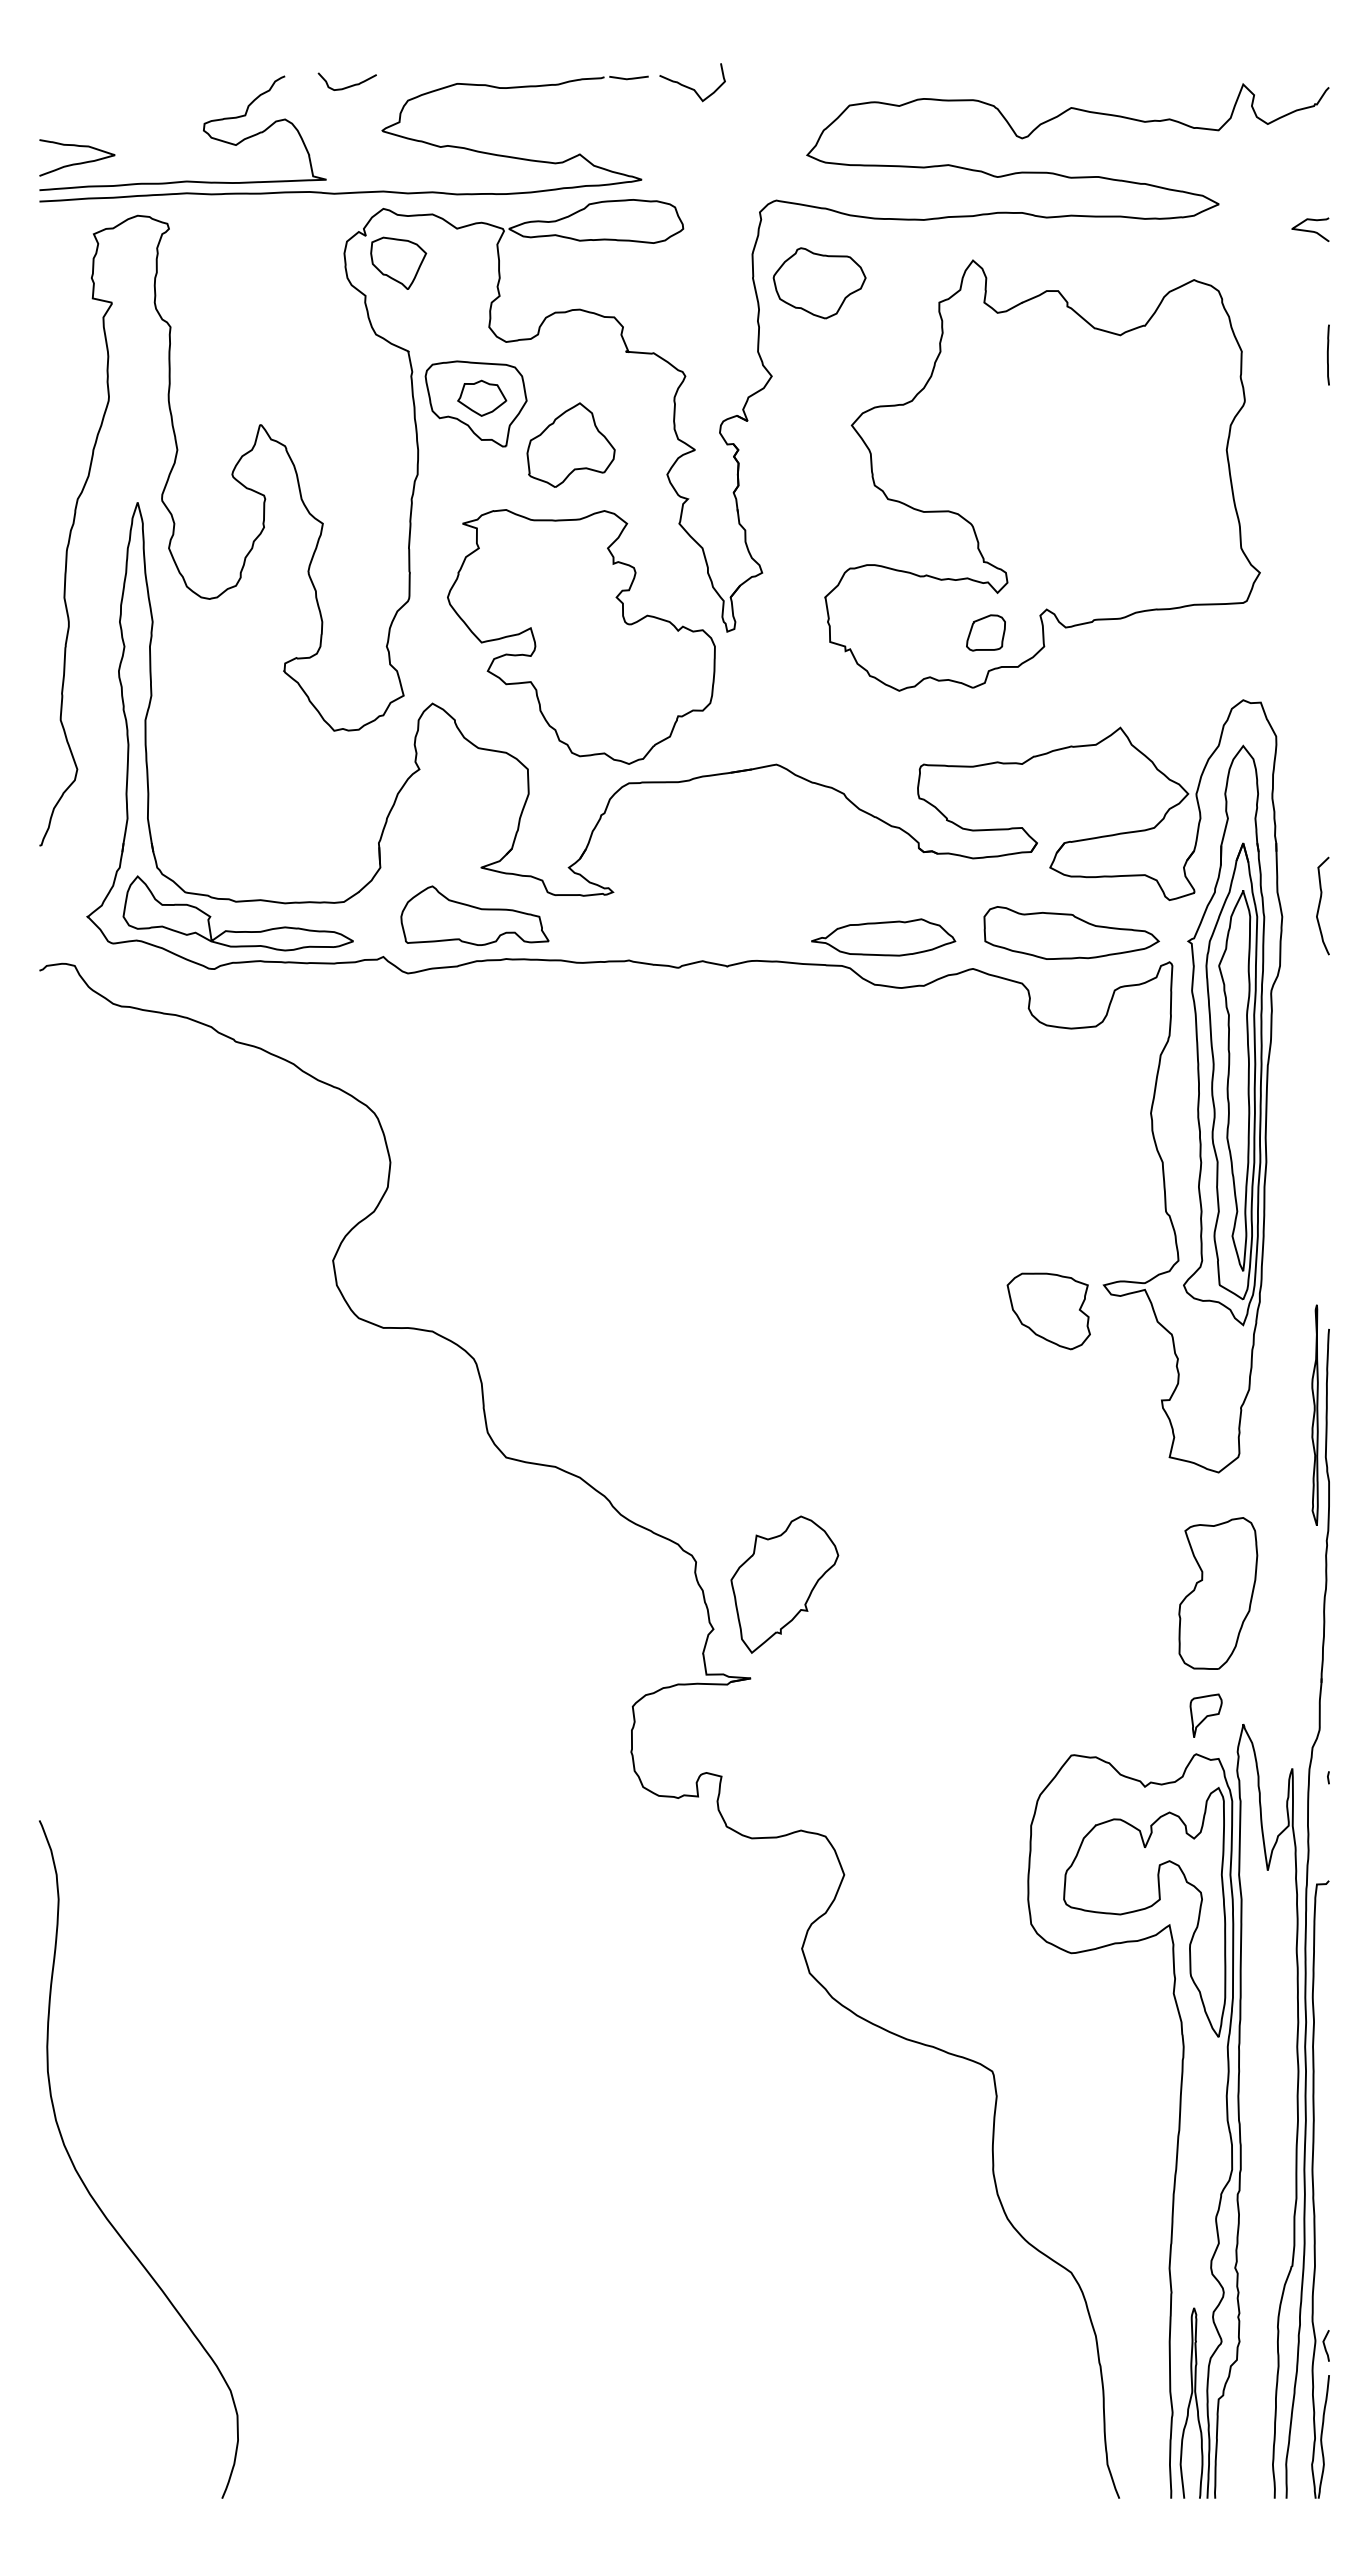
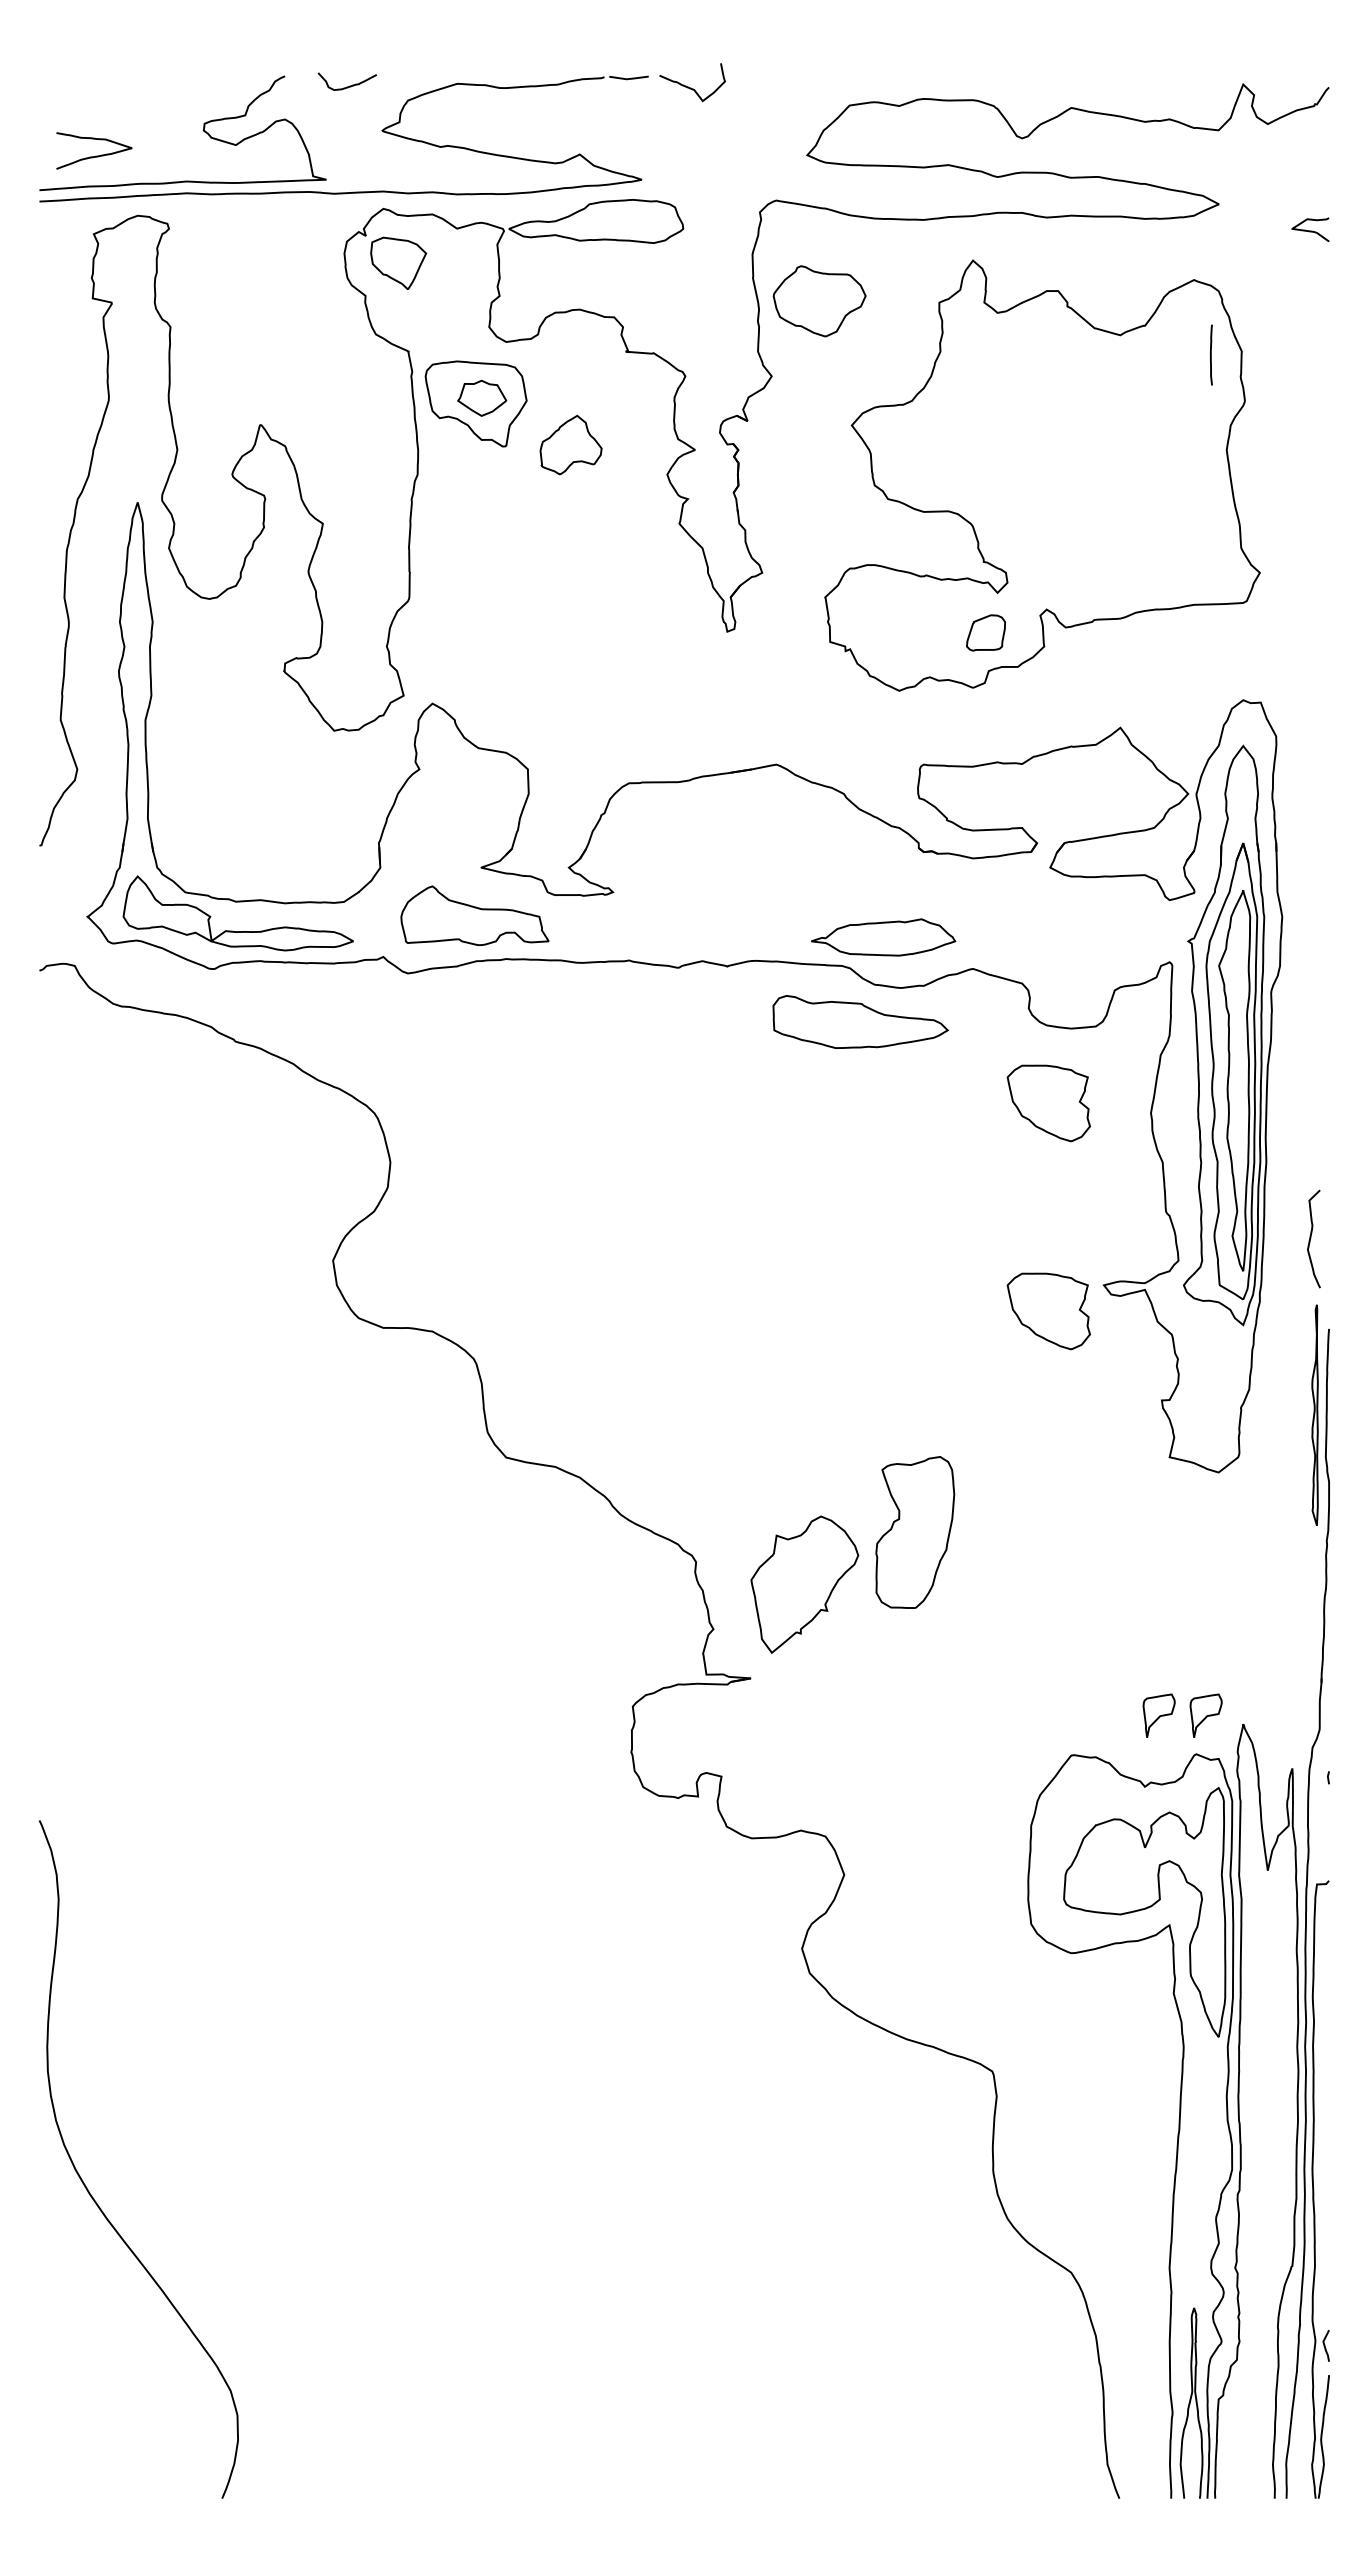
curve position: (78, 162) -> (95, 155) (95, 155)
part position: (819, 283) -> (819, 301) (819, 301)
curve position: (1327, 354) -> (1210, 354) (1210, 354)
part size: 90x86 px -> 64x62 px (570, 444)
part: present -> none (581, 636)
curve position: (1320, 905) -> (1311, 1238) (1311, 1238)
part position: (1071, 932) -> (860, 1021) (860, 1021)
part: none -> present (1048, 1103)
part position: (784, 1584) -> (804, 1584) (804, 1584)
part position: (1218, 1593) -> (915, 1532) (915, 1532)
part: none -> present (1158, 1715)
